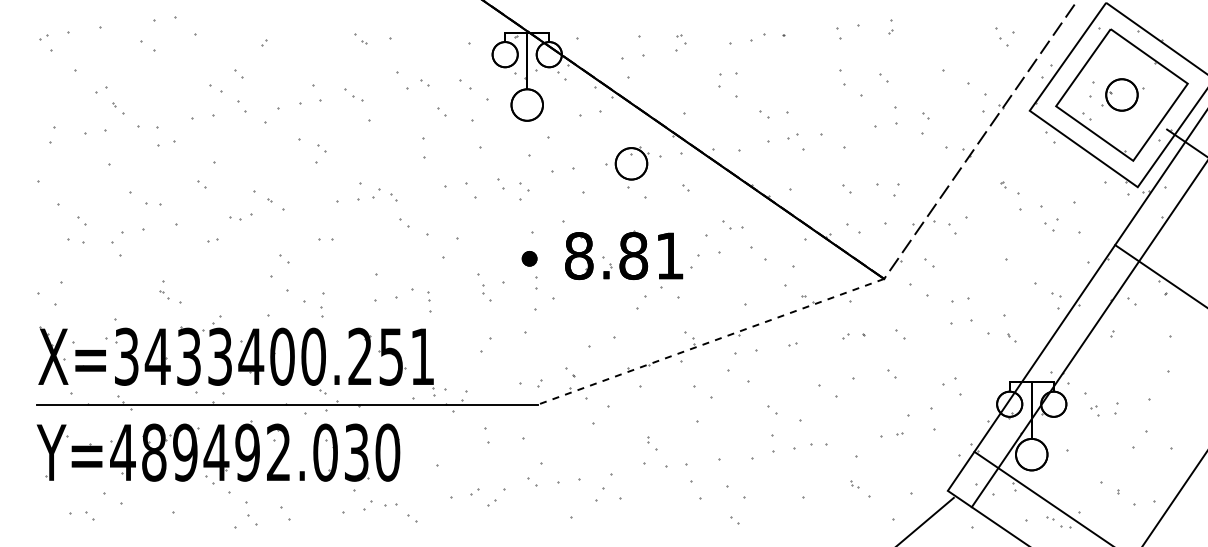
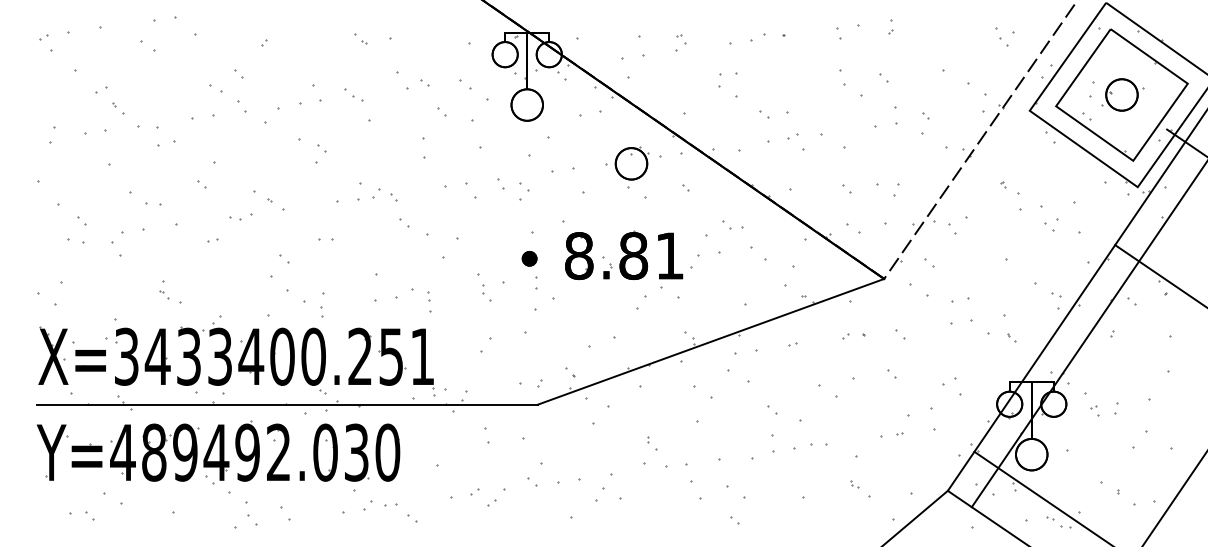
line: dashed -> solid (710, 342)
line position: (926, 520) -> (916, 516) (916, 516)
